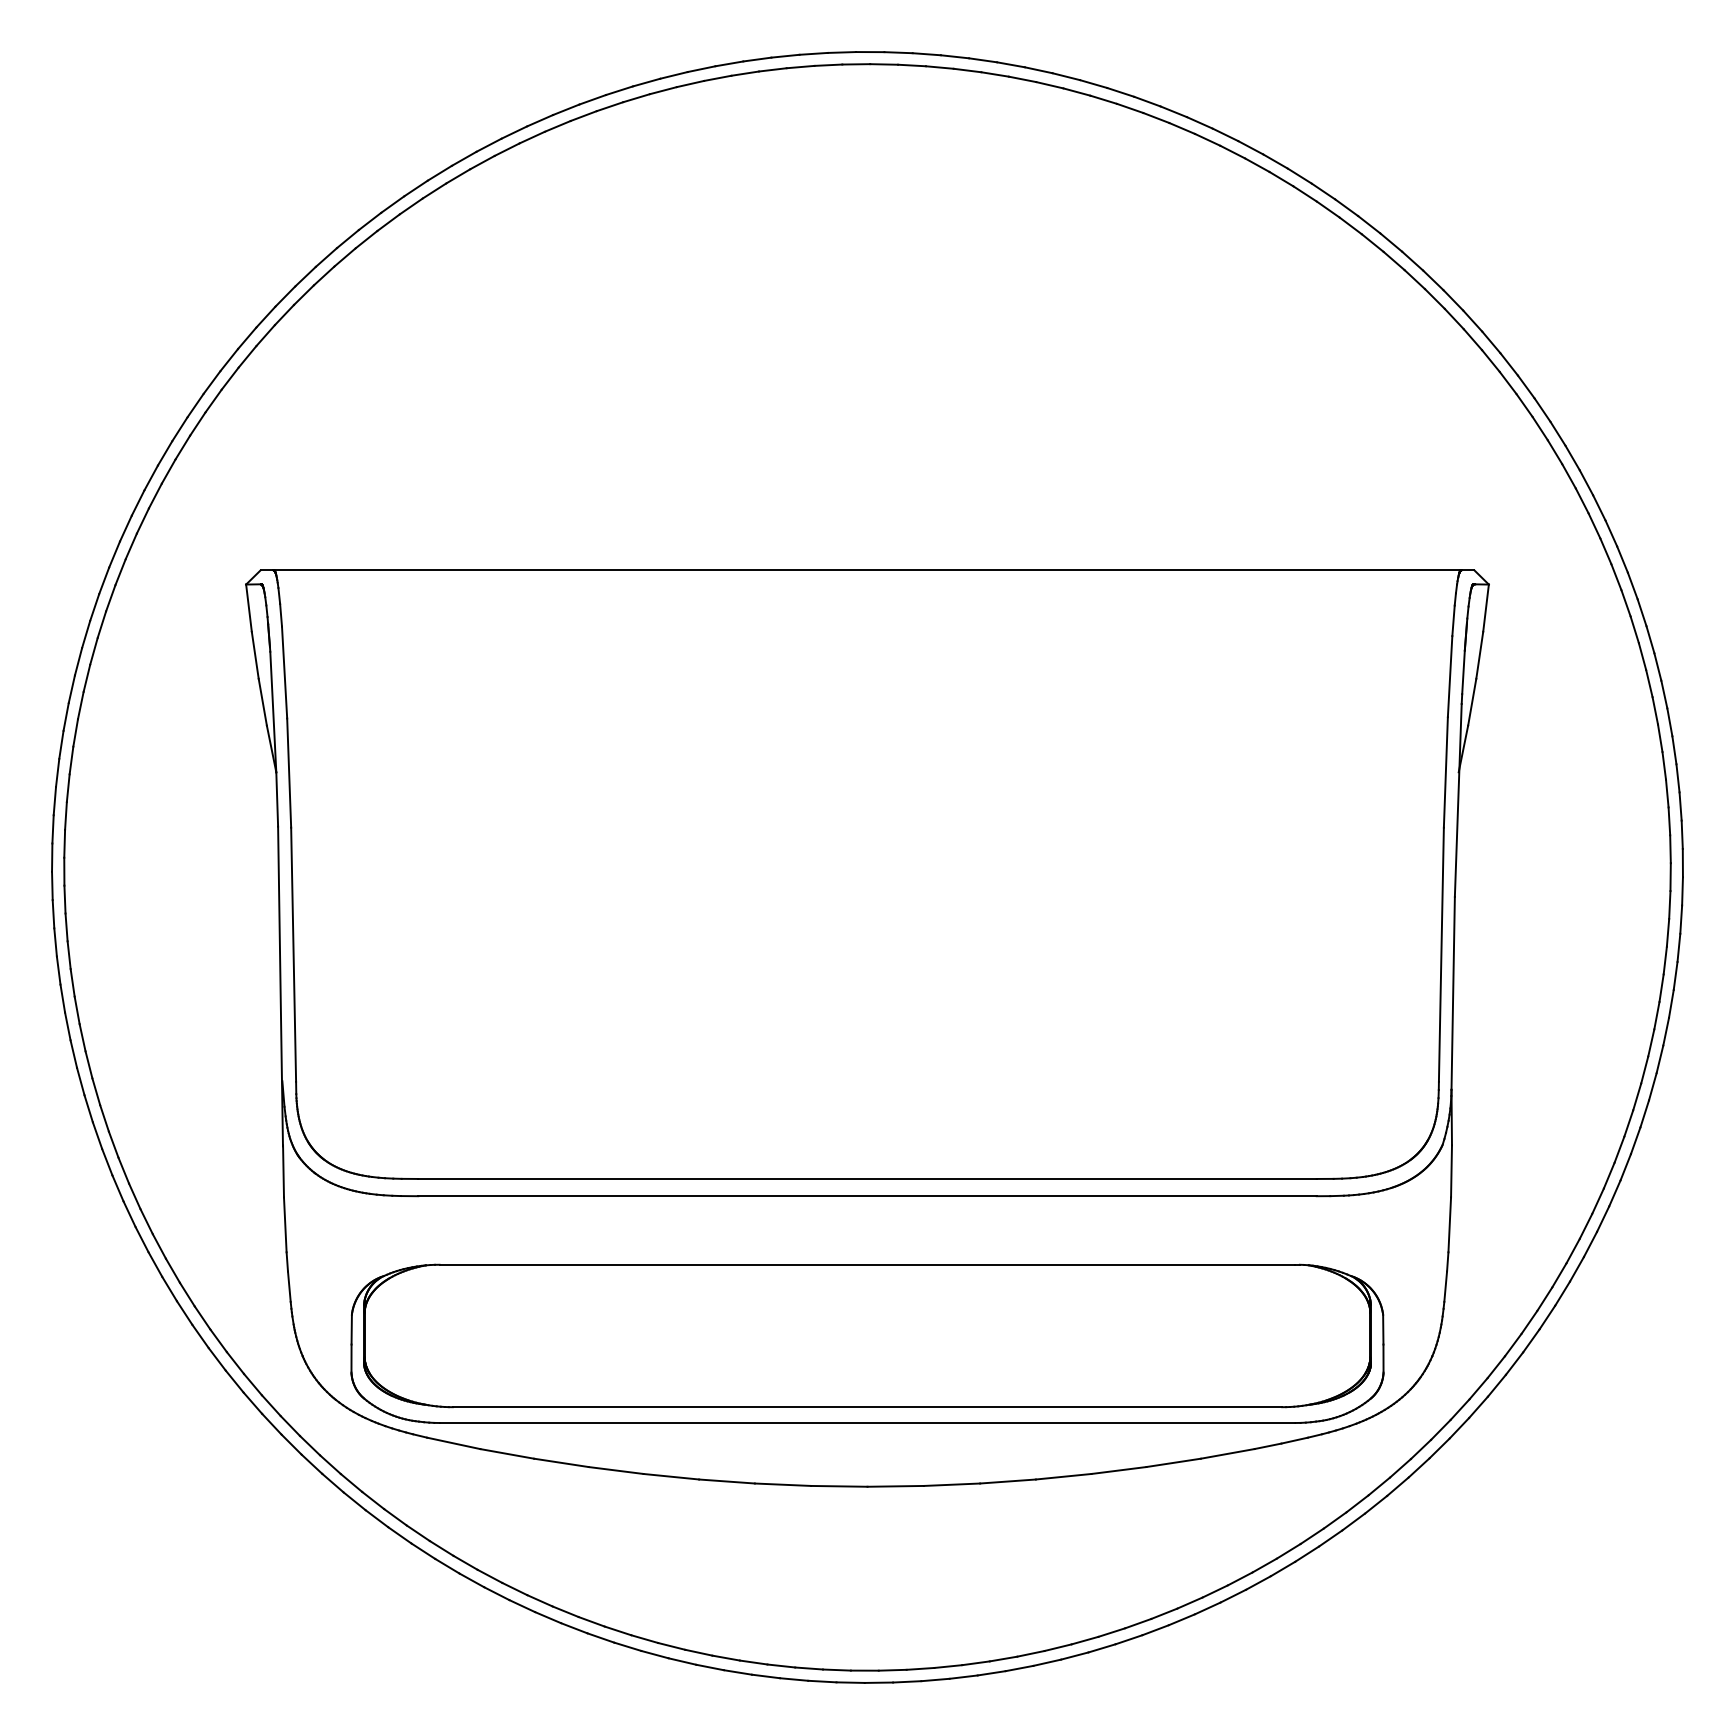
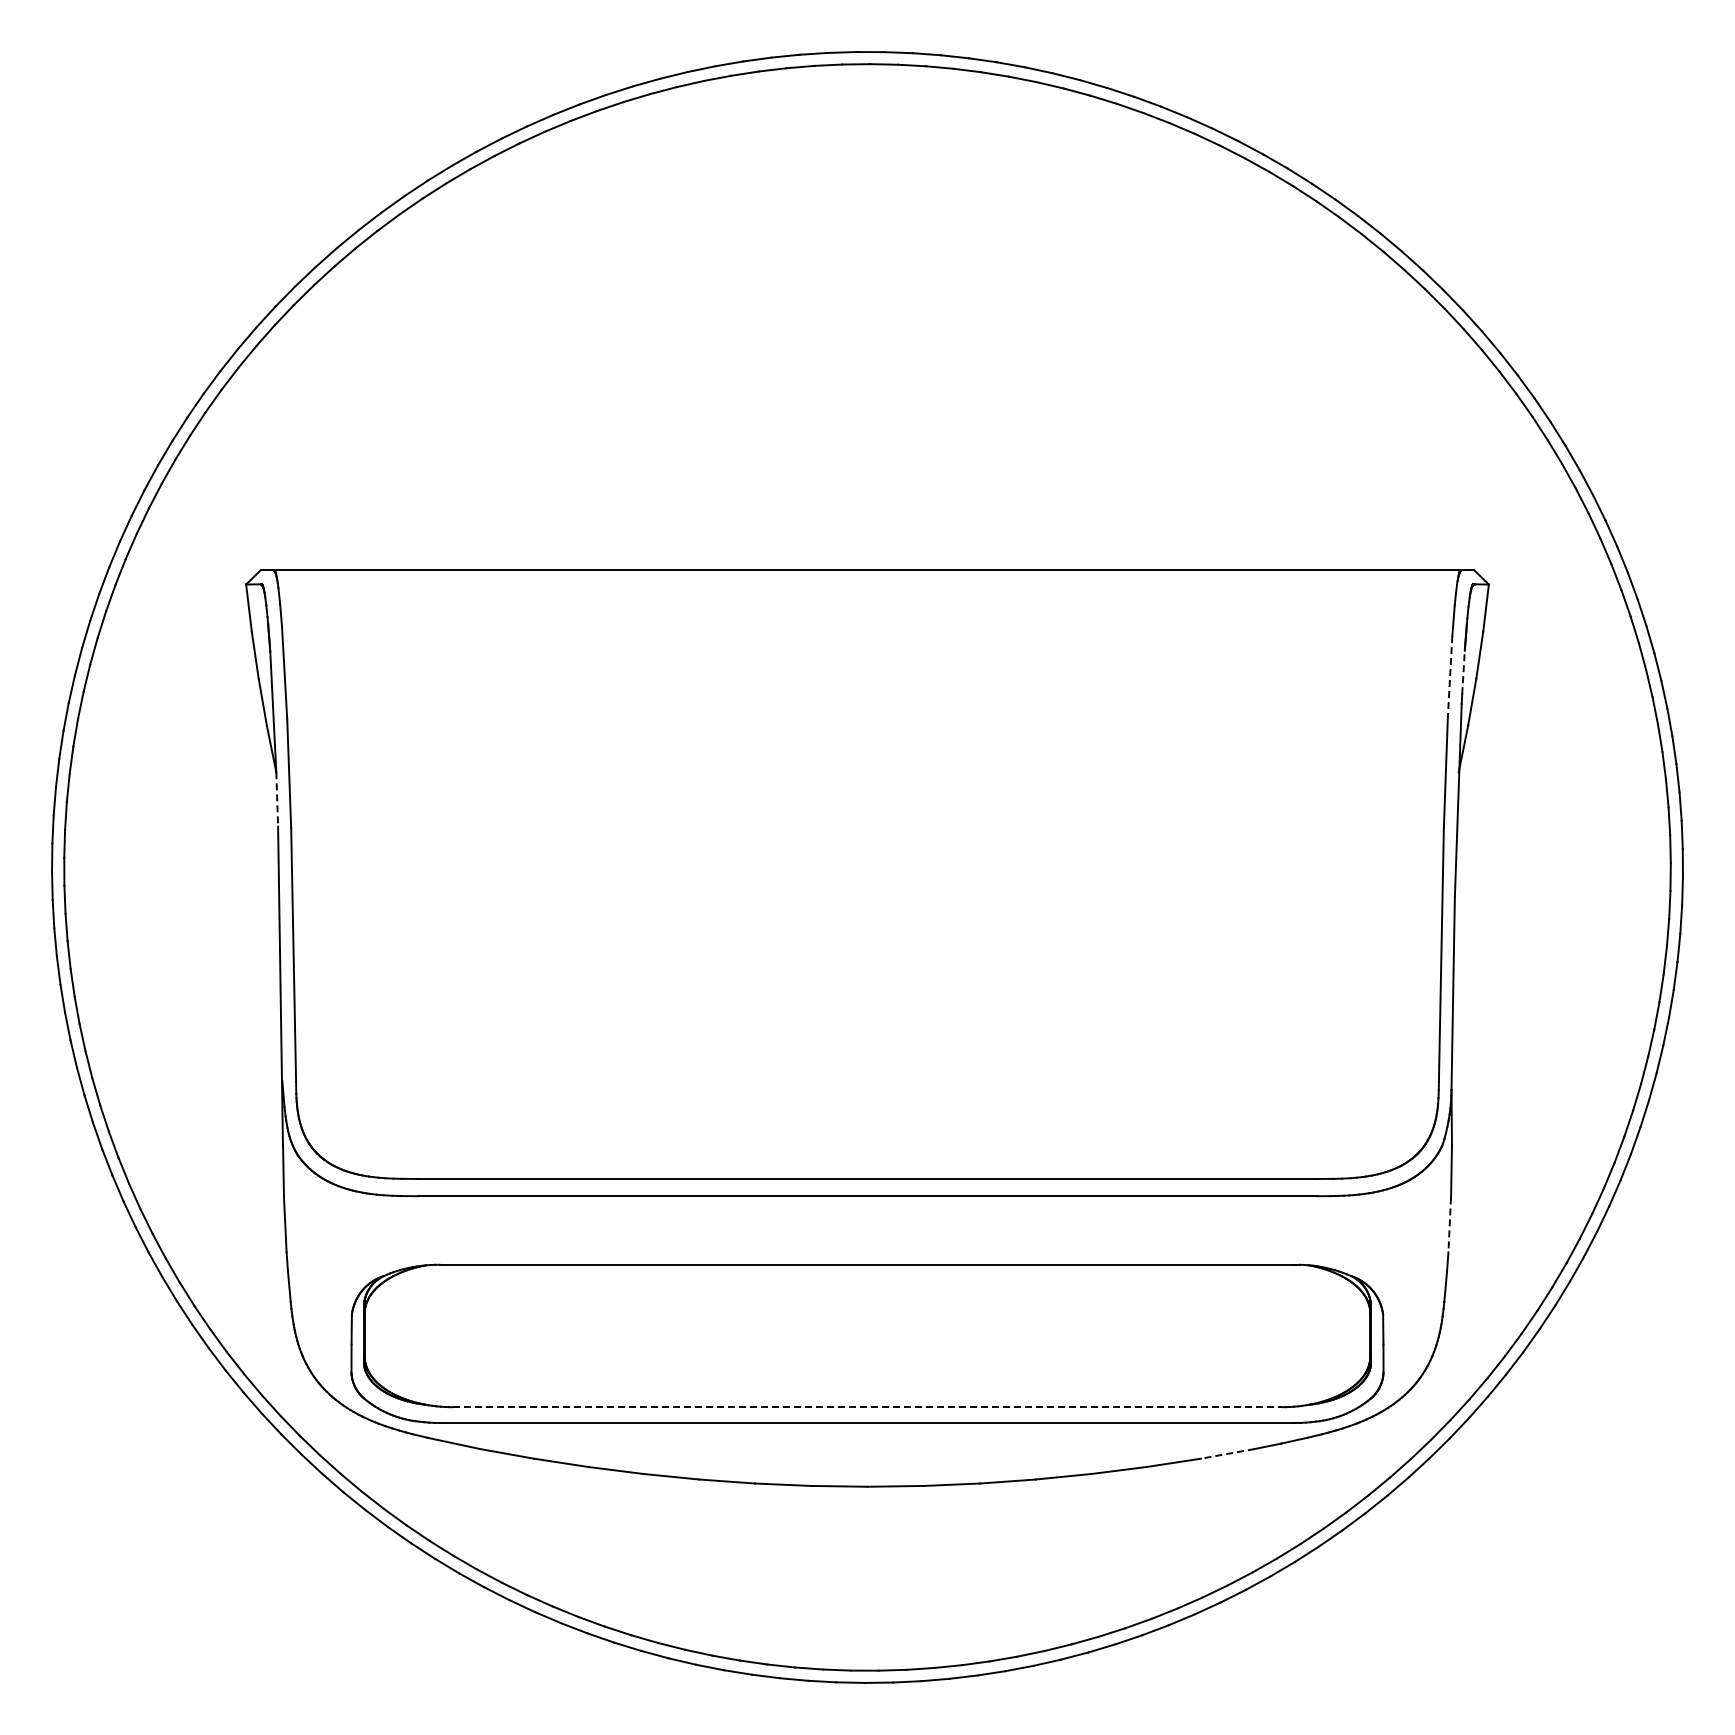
line: solid -> dashed (1463, 672)
line: solid -> dashed (1450, 676)
line: solid -> dashed (277, 799)
line: solid -> dashed (1449, 1225)
line: solid -> dashed (867, 1407)
line: solid -> dashed (1227, 1453)
